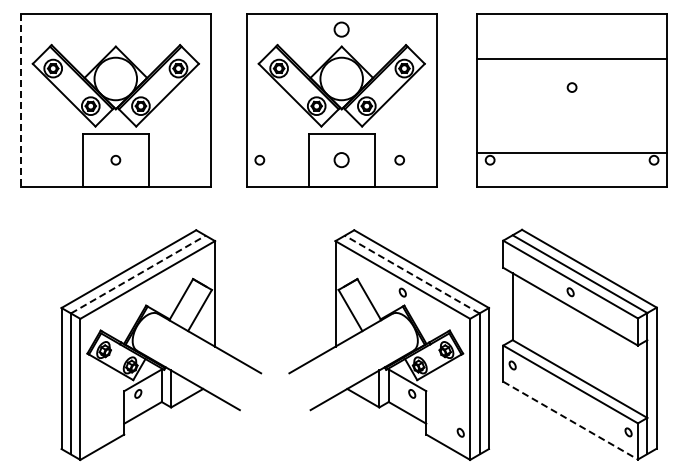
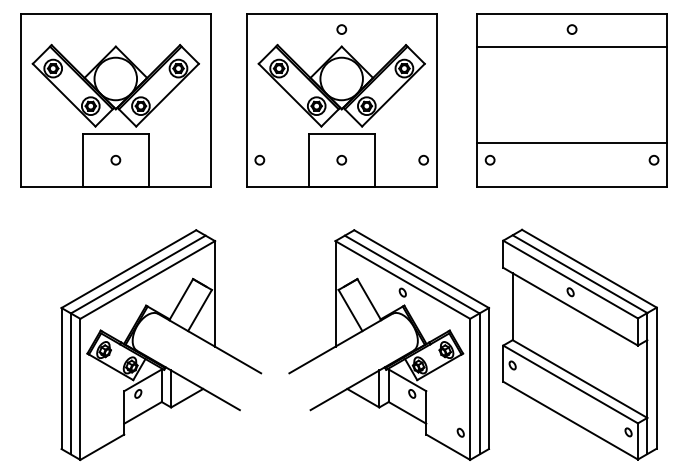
circle size: 17x17 px -> 12x11 px (341, 29)
line position: (571, 59) -> (571, 47) (571, 47)
circle position: (571, 87) -> (571, 29) (571, 29)
line: dashed -> solid (20, 100)
line position: (571, 152) -> (571, 142) (571, 142)
circle size: 17x17 px -> 12x11 px (341, 160)
circle position: (399, 160) -> (423, 160) (423, 160)
line: dashed -> solid (138, 274)
line: dashed -> solid (412, 274)
line: dashed -> solid (570, 420)
